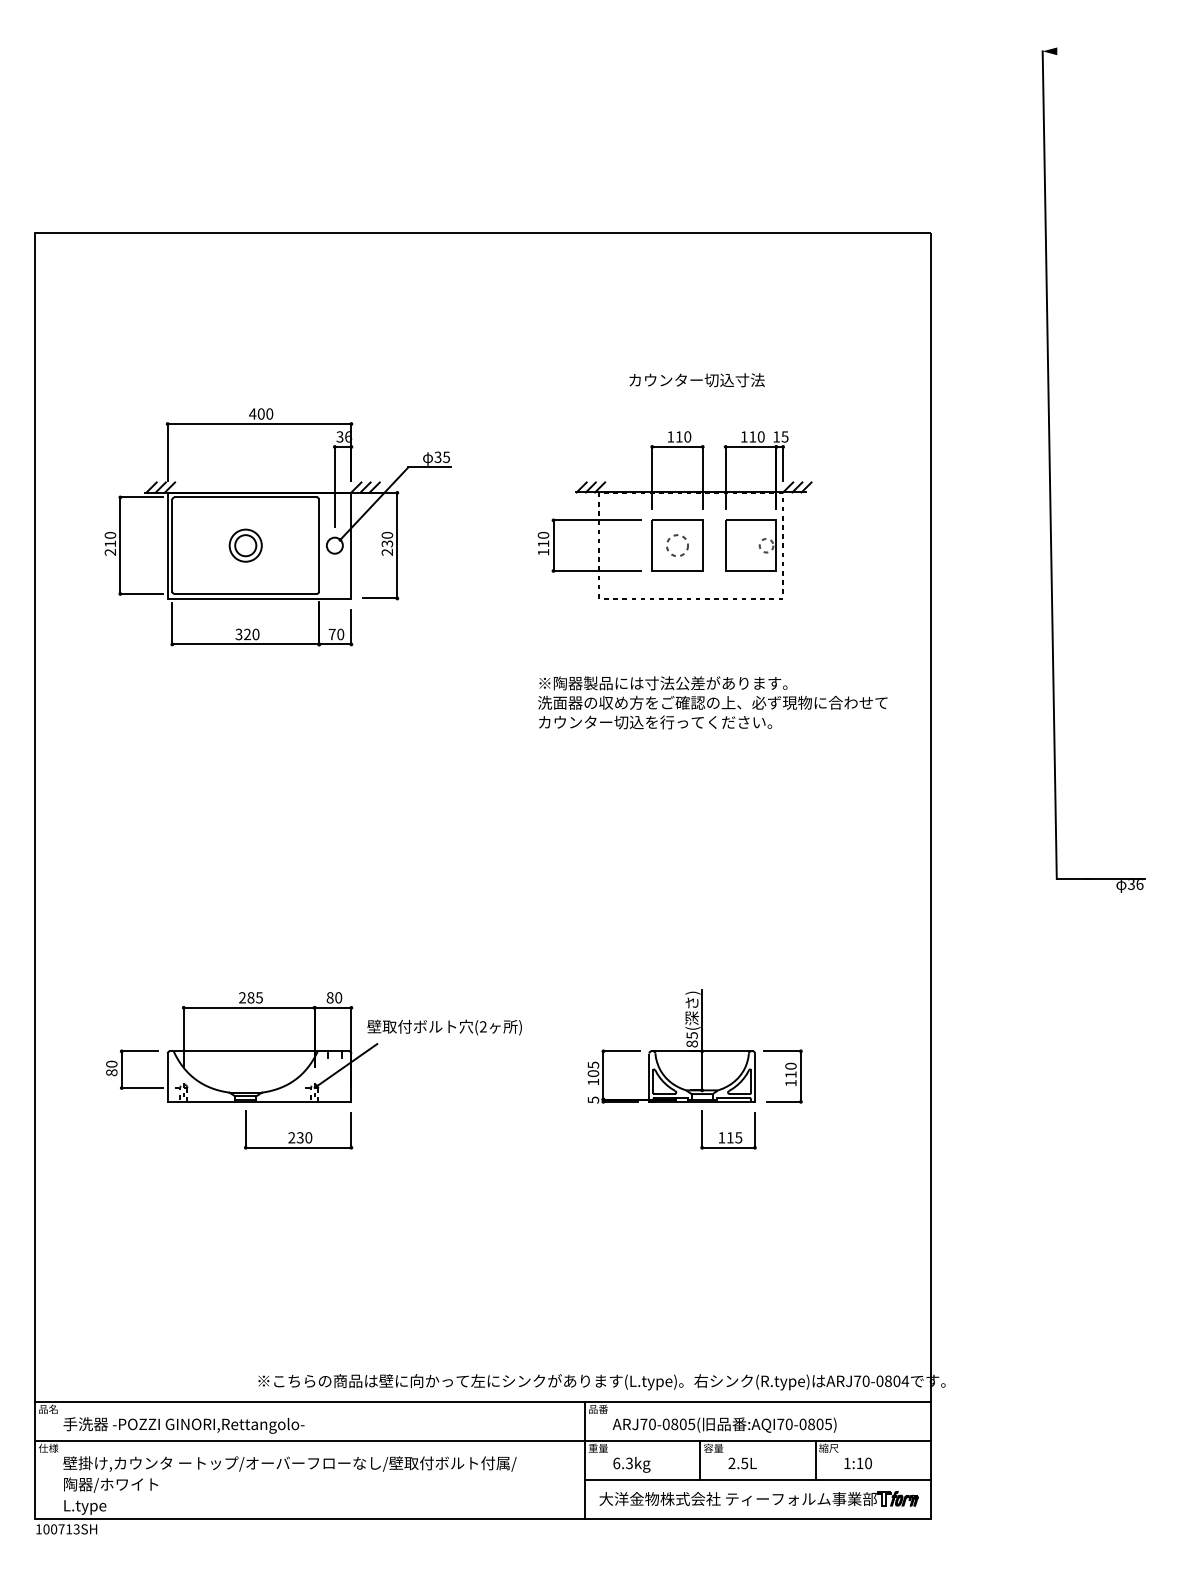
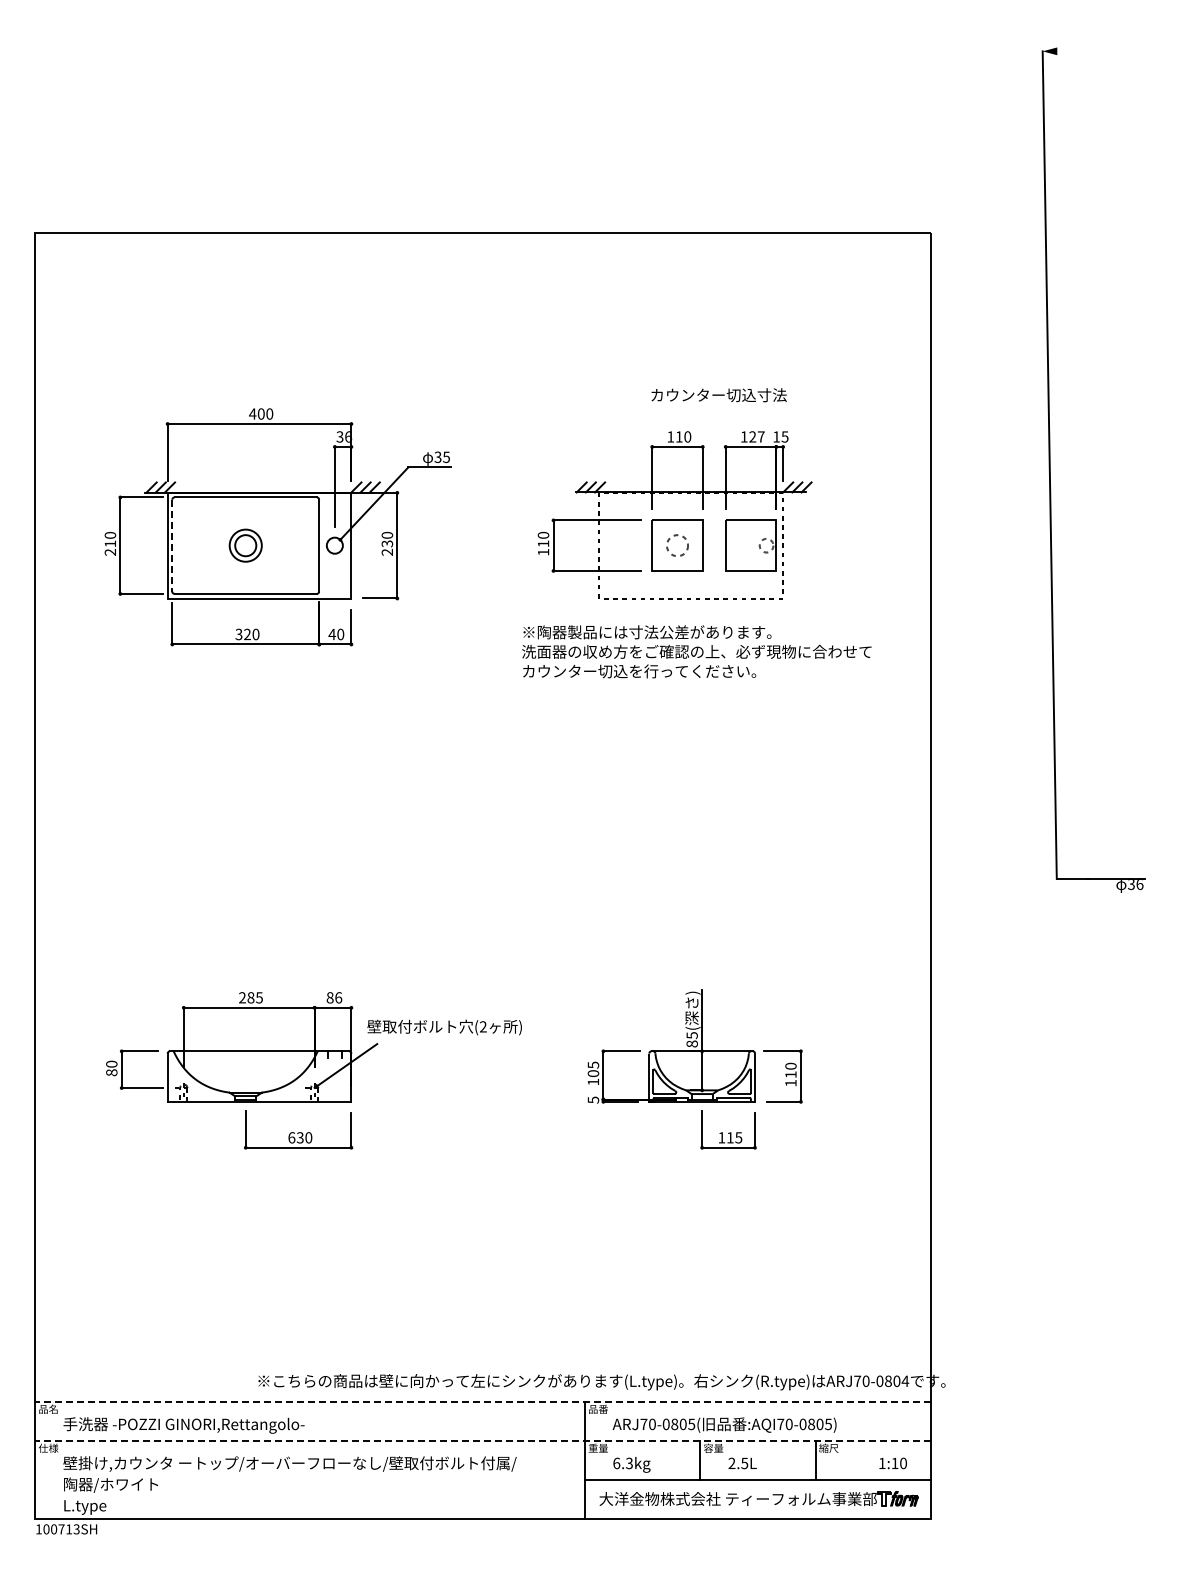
text position: (696, 380) -> (718, 395) (718, 395)
text: 110 -> 127 (756, 436)
line: solid -> dashed (172, 545)
text: 70 -> 40 (331, 634)
text position: (712, 702) -> (696, 651) (696, 651)
text: 80 -> 86 (338, 997)
text: 230 -> 630 (291, 1137)
line: solid -> dashed (483, 1401)
line: solid -> dashed (483, 1440)
text position: (857, 1463) -> (892, 1463) (892, 1463)
